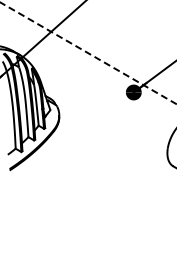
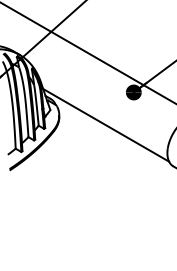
line: dashed -> solid (88, 53)
line: none -> present (106, 124)
